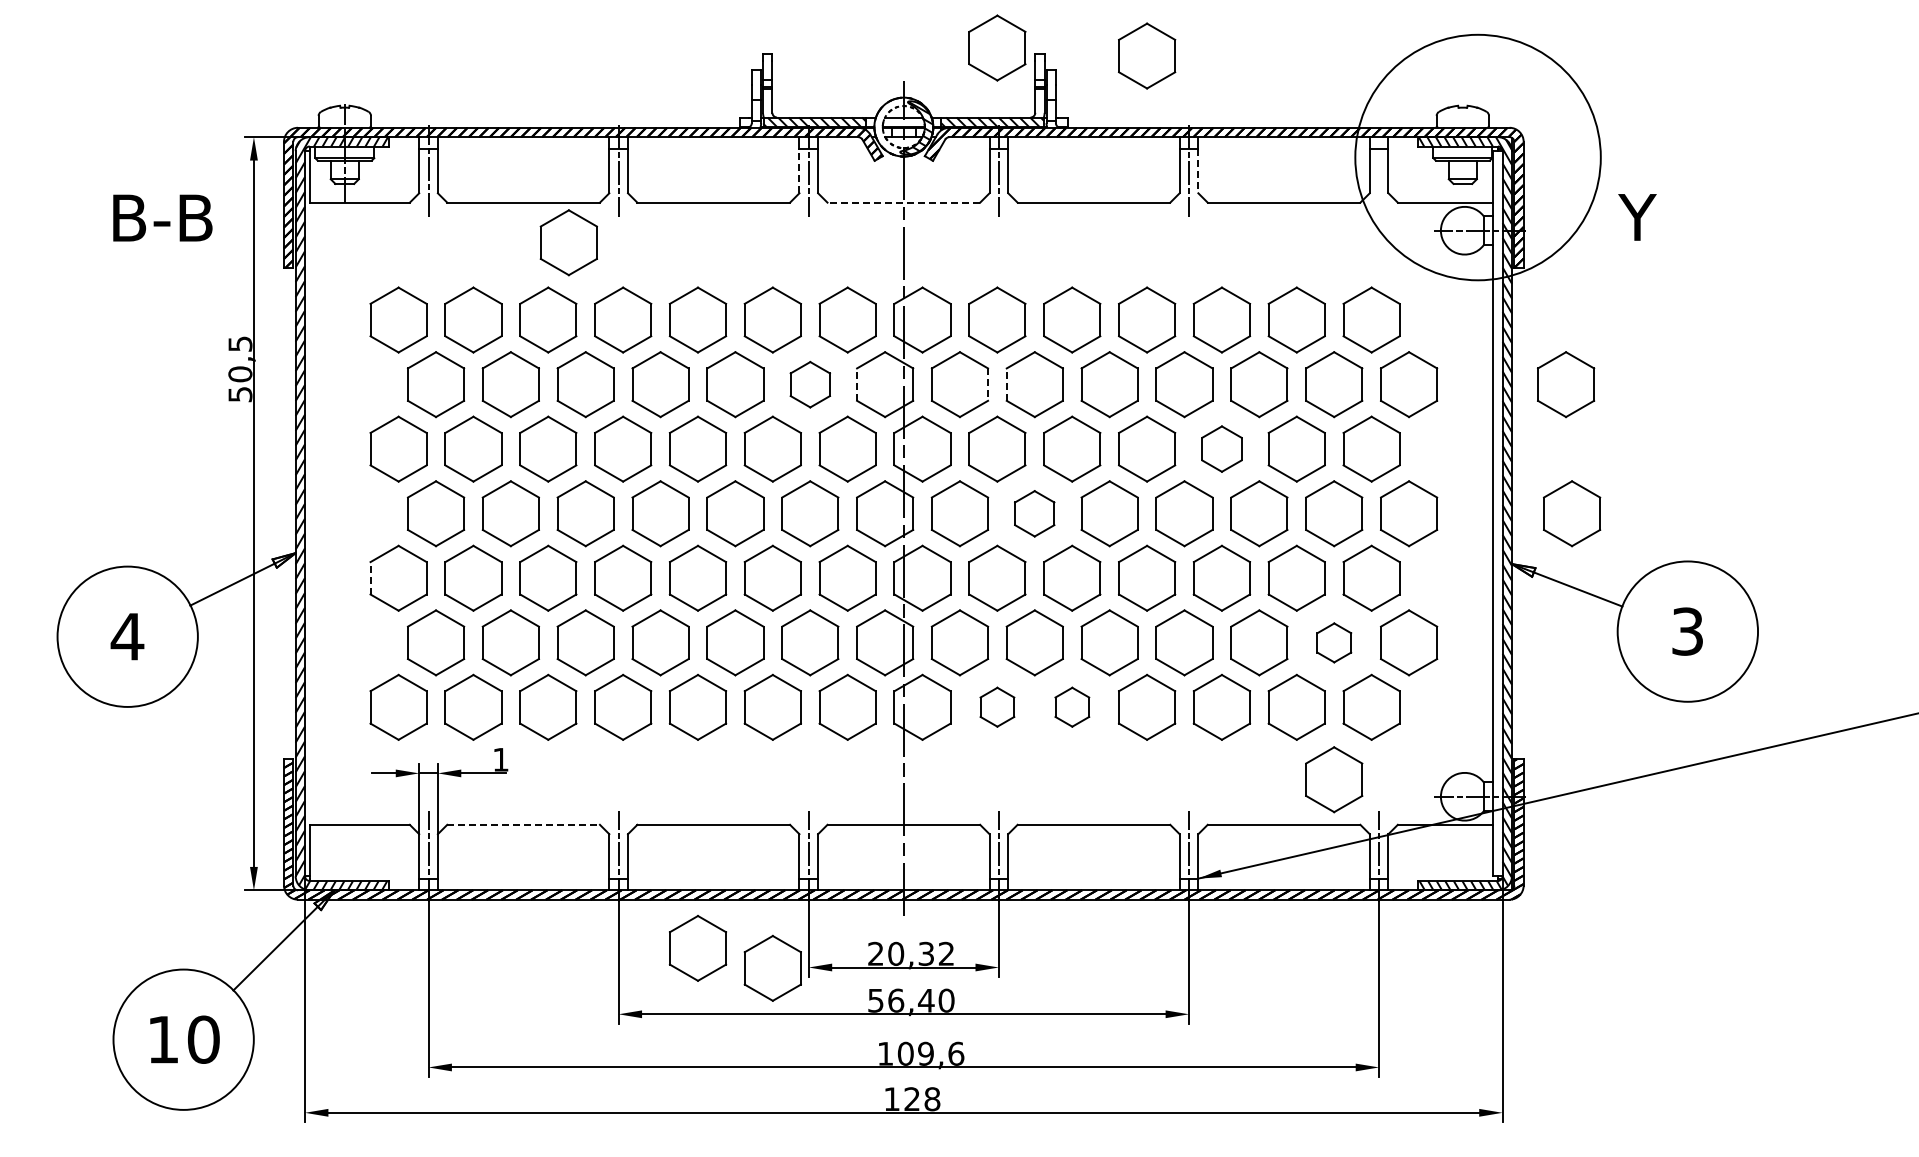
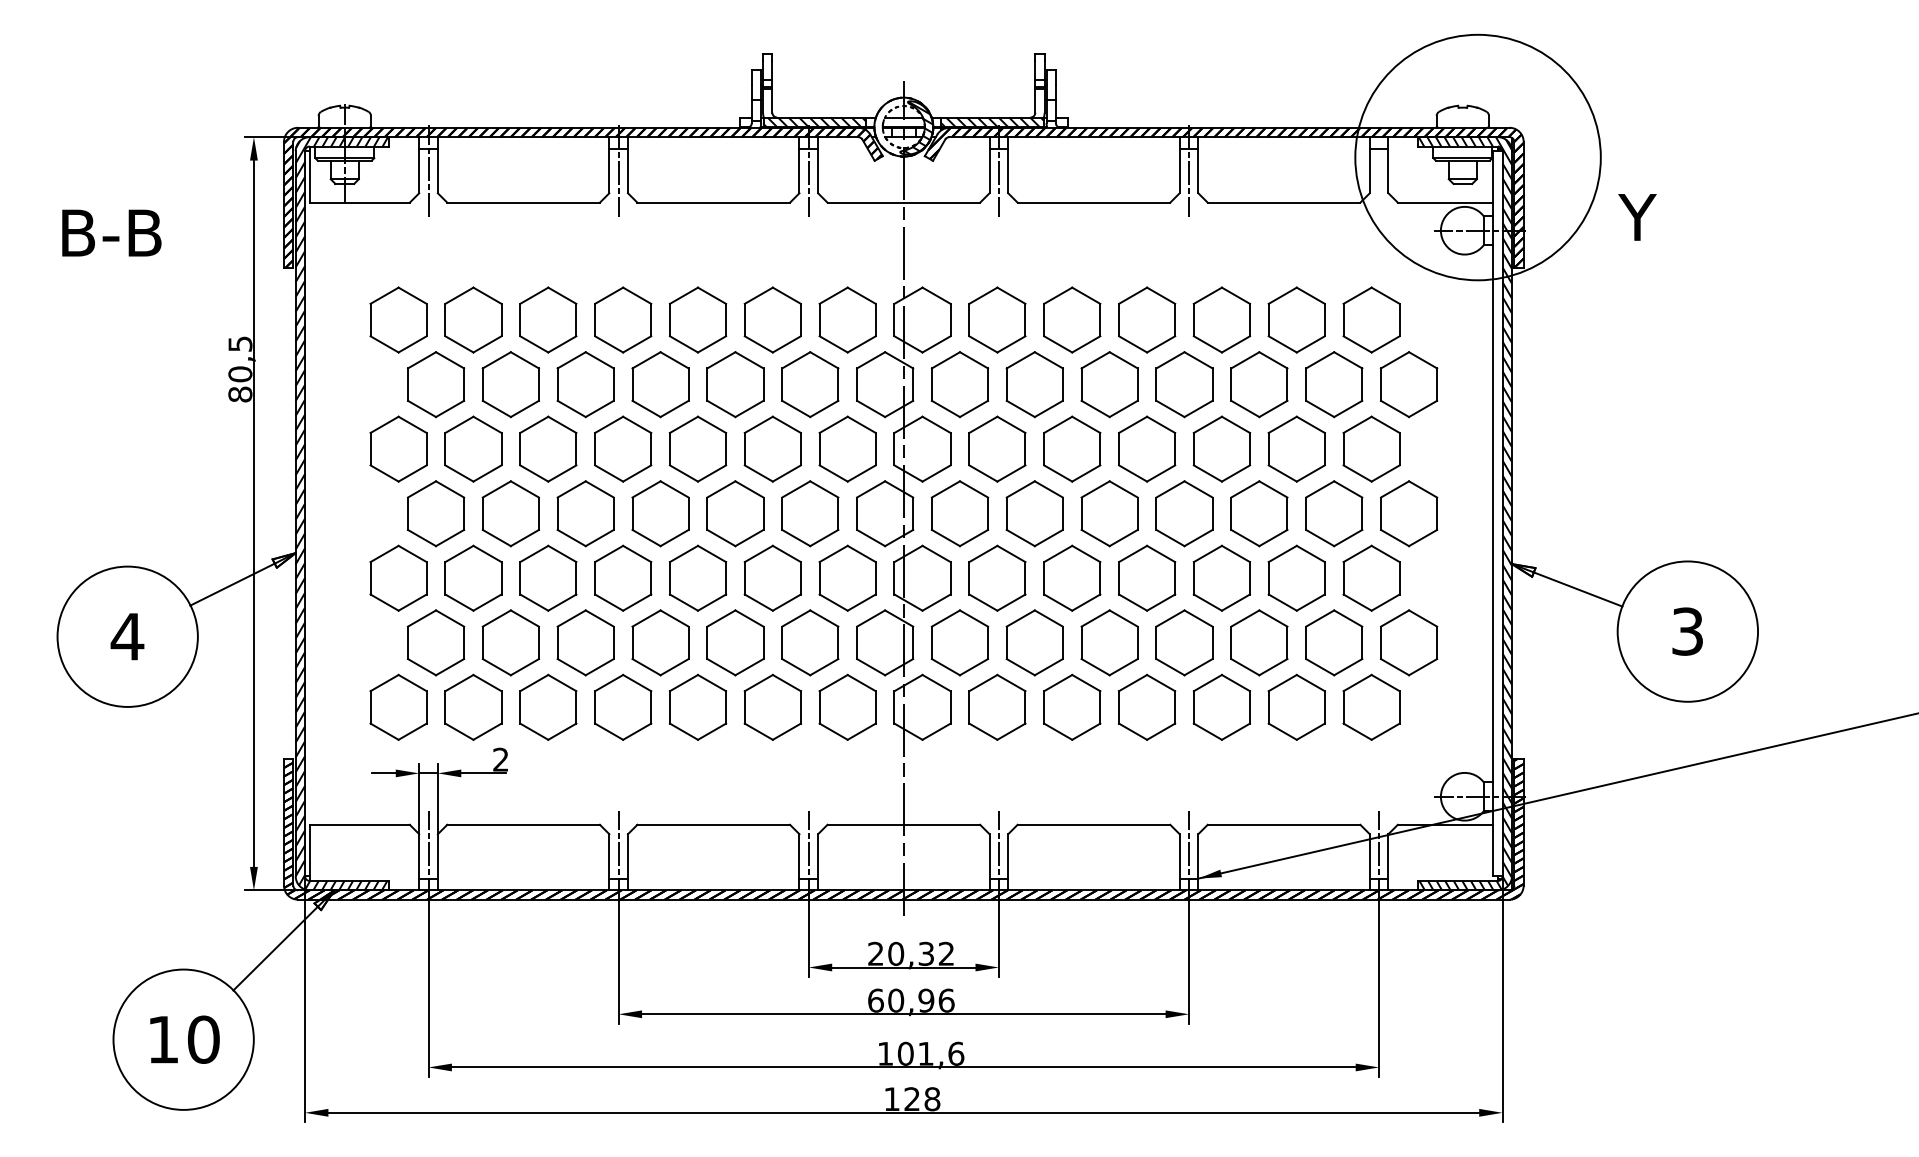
part: present -> none (997, 47)
part: present -> none (1147, 55)
line: dashed -> solid (799, 170)
line: dashed -> solid (1198, 171)
line: dashed -> solid (903, 202)
text position: (162, 217) -> (111, 232) (111, 232)
part: present -> none (568, 242)
part size: 42x49 px -> 59x68 px (810, 384)
line: dashed -> solid (857, 384)
line: dashed -> solid (1006, 384)
part: present -> none (1566, 384)
line: dashed -> solid (988, 385)
text: 50,5 -> 80,5 (240, 394)
part size: 42x48 px -> 60x68 px (1221, 448)
part size: 42x48 px -> 59x68 px (1034, 513)
part: present -> none (1572, 513)
line: dashed -> solid (370, 577)
part size: 37x42 px -> 59x68 px (1334, 642)
part size: 37x42 px -> 59x68 px (997, 706)
part size: 37x42 px -> 59x68 px (1072, 706)
text: 1 -> 2 (500, 759)
part: present -> none (1334, 779)
line: dashed -> solid (524, 824)
part: present -> none (697, 948)
part: present -> none (772, 967)
text: 56,40 -> 60,96 (911, 1000)
text: 109,6 -> 101,6 (925, 1053)
